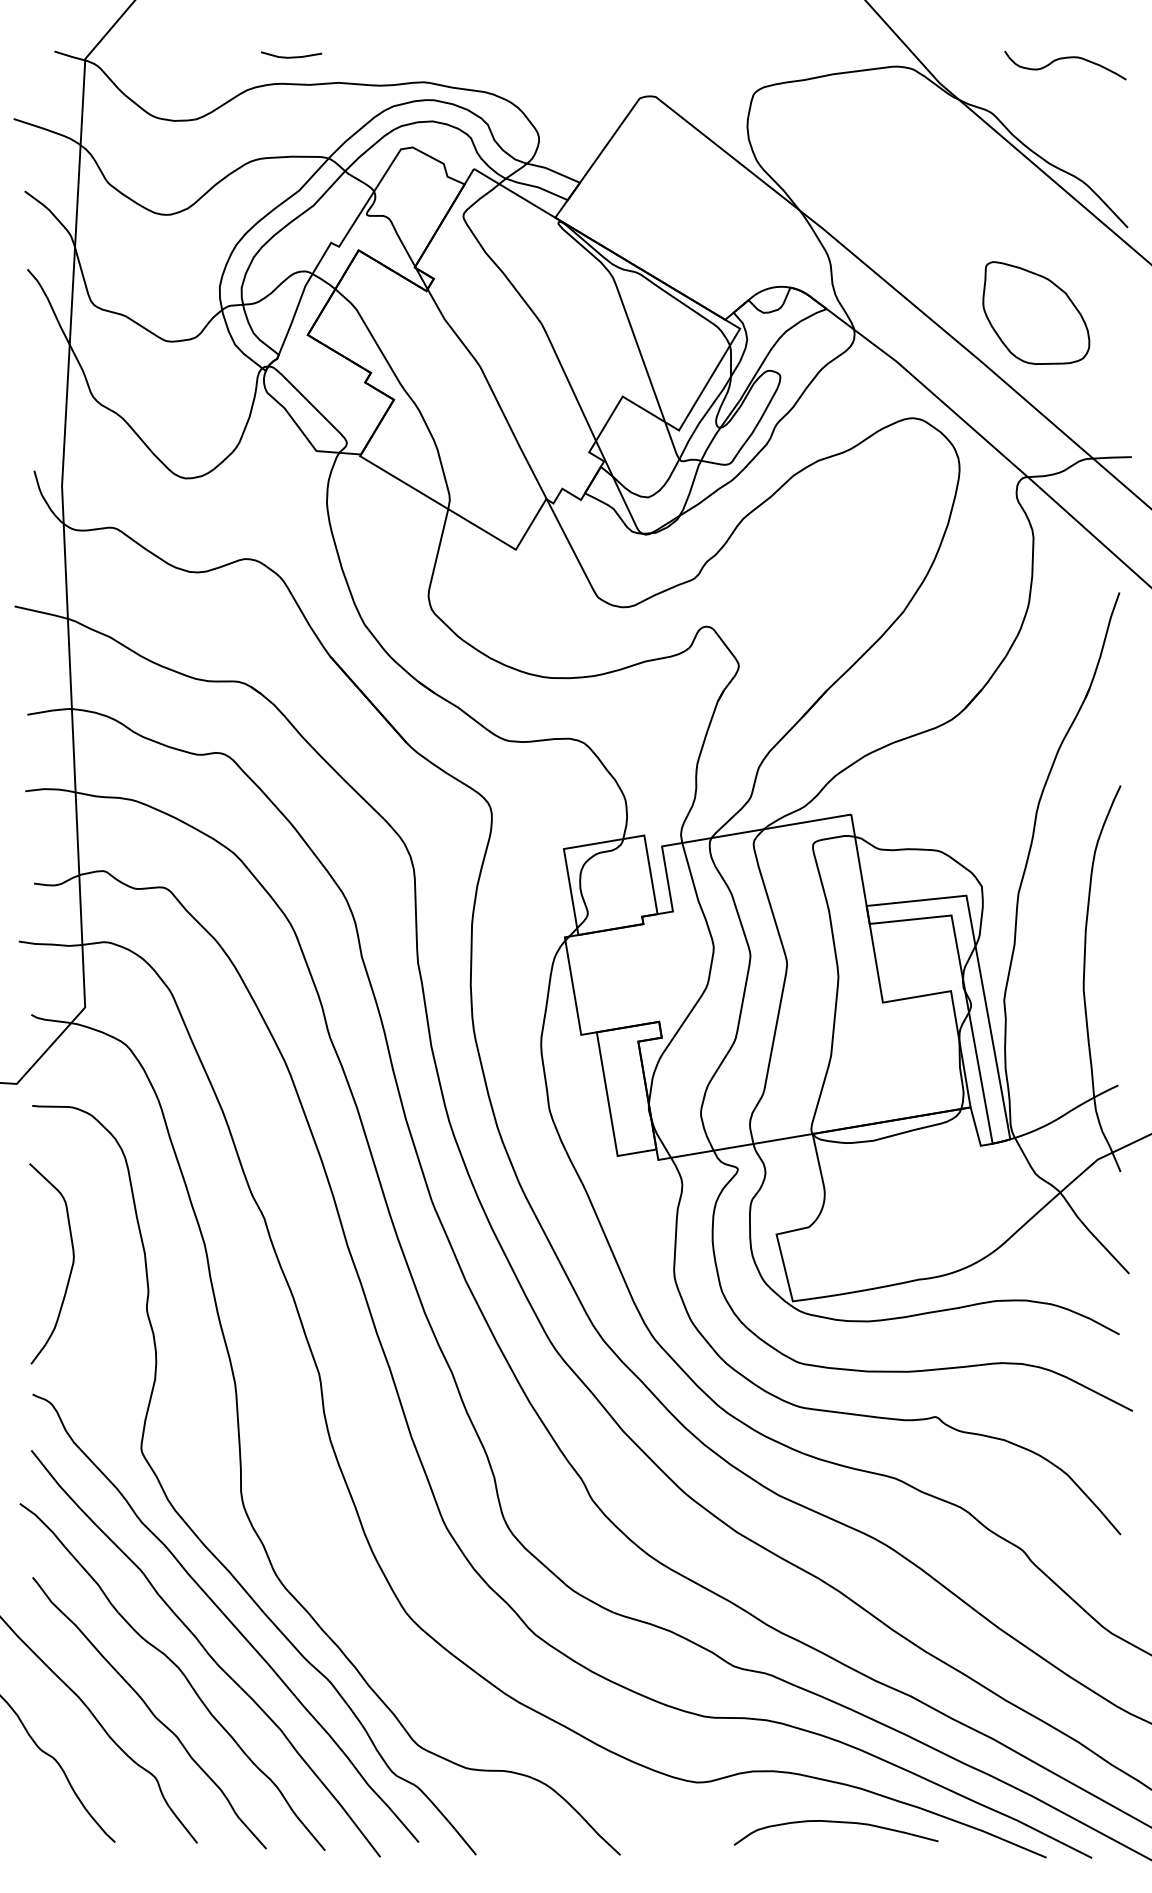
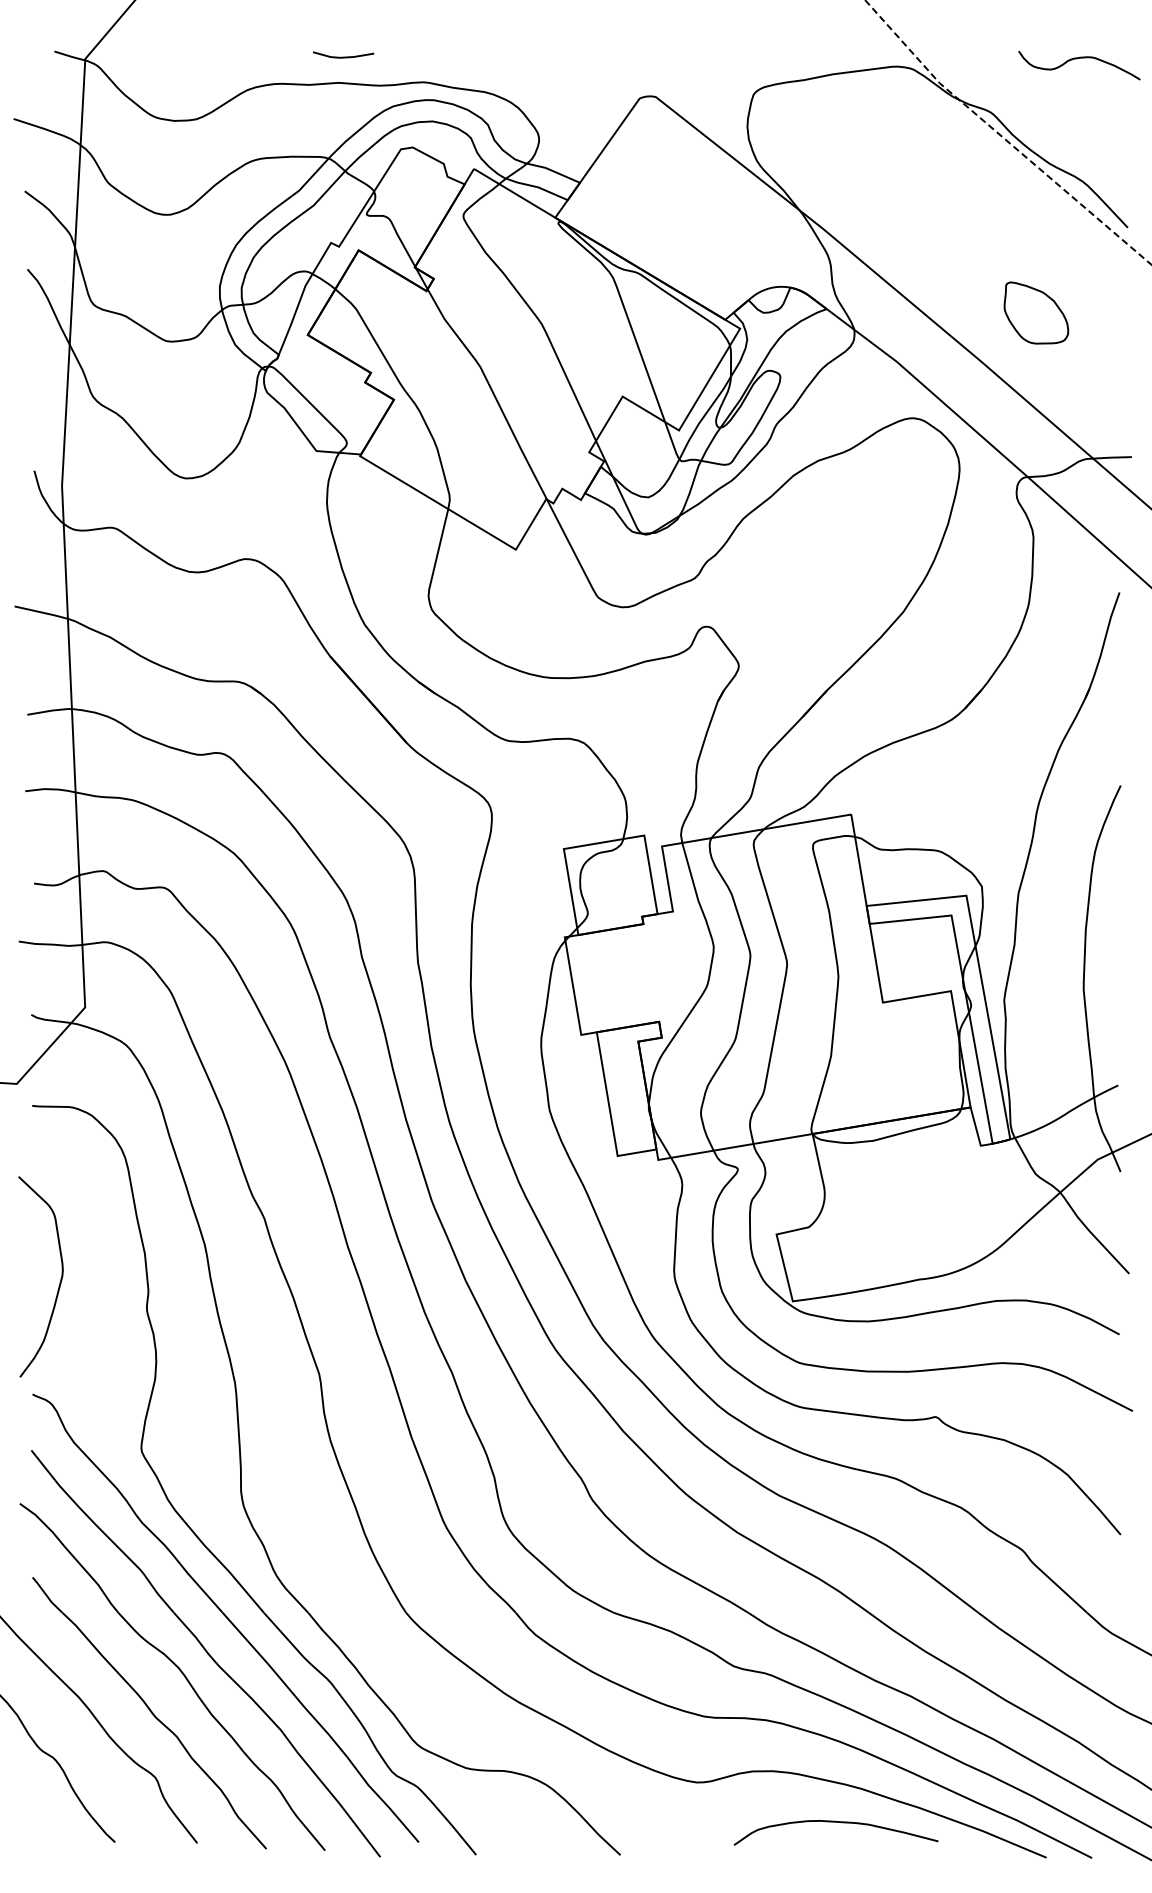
line position: (291, 56) -> (343, 56) (343, 56)
curve position: (1063, 59) -> (1077, 59) (1077, 59)
line: solid -> dashed (1003, 137)
part size: 109x104 px -> 67x64 px (1036, 312)
curve position: (70, 1269) -> (59, 1282) (59, 1282)
